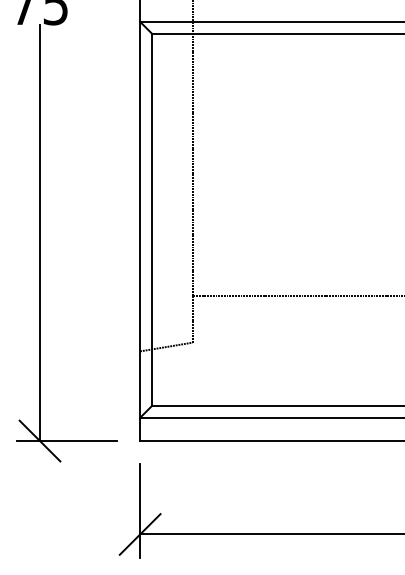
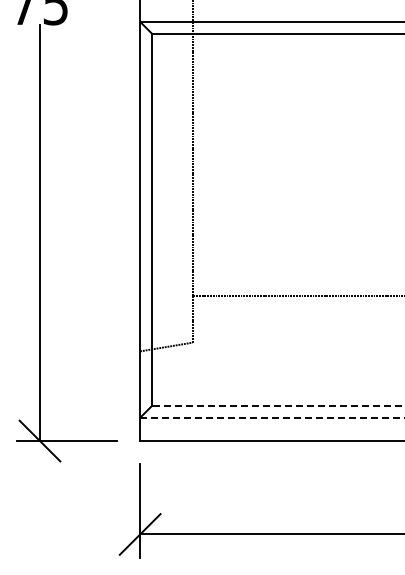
line: solid -> dashed (277, 406)
line: solid -> dashed (272, 417)
